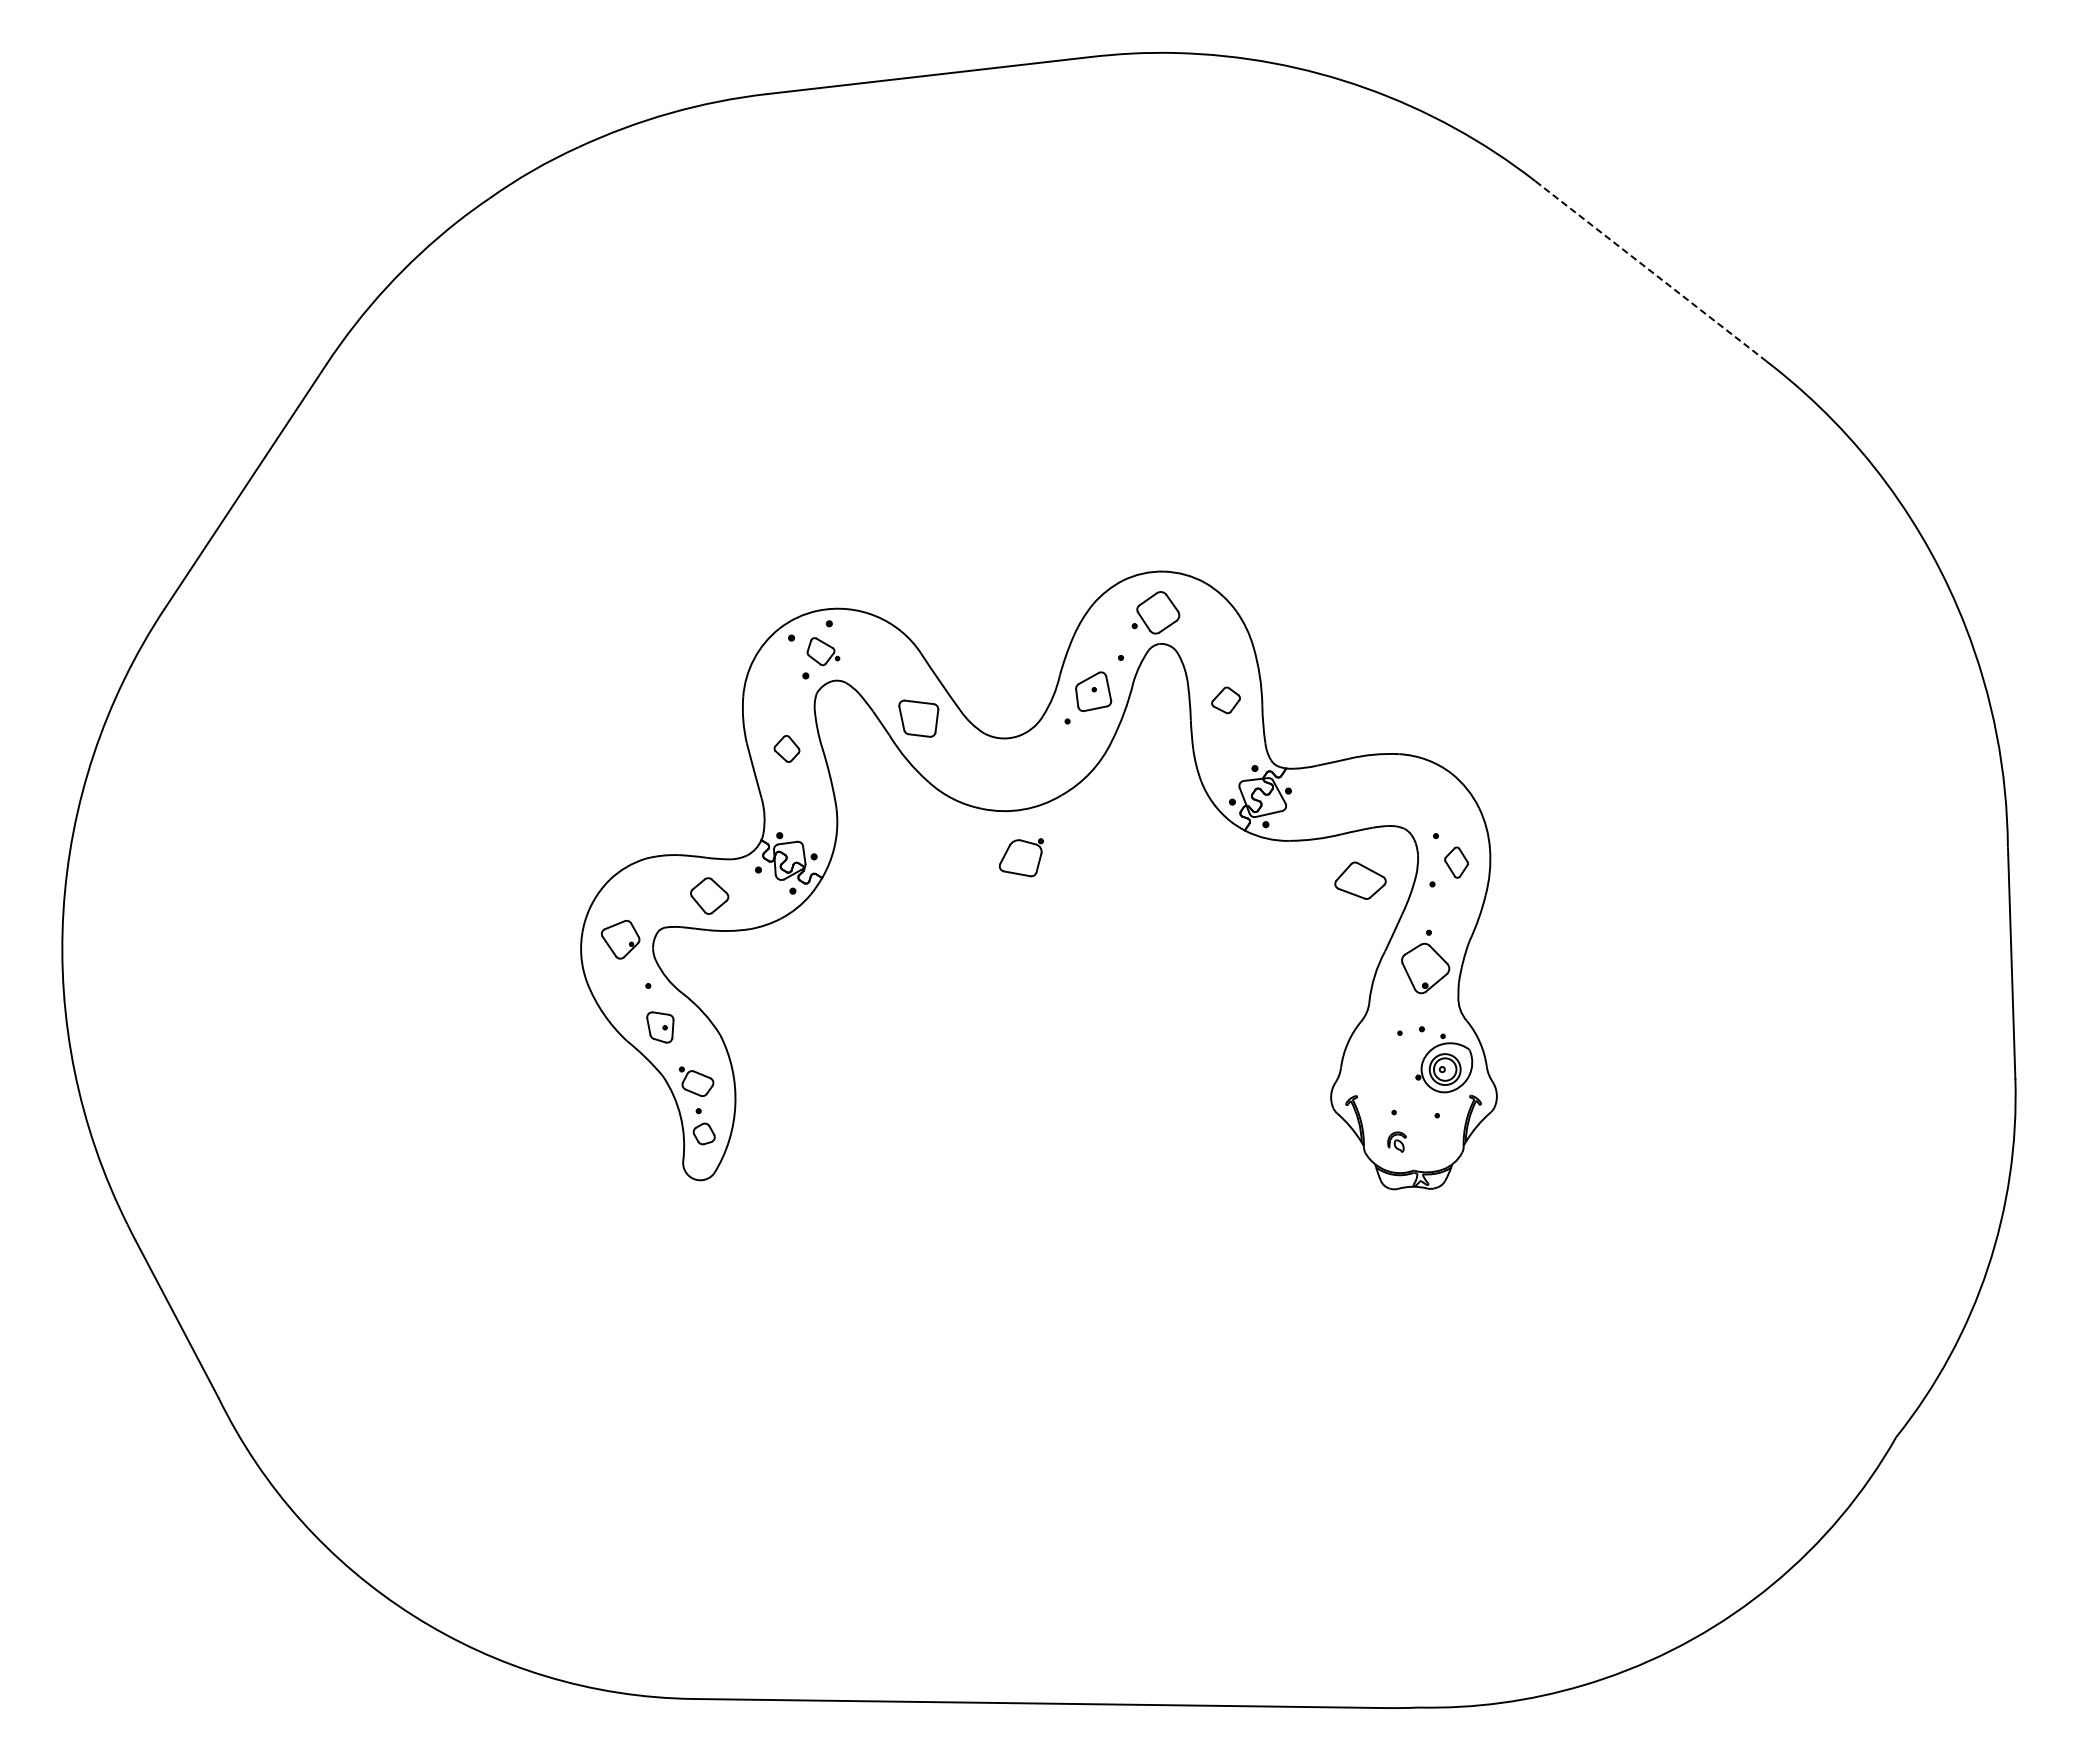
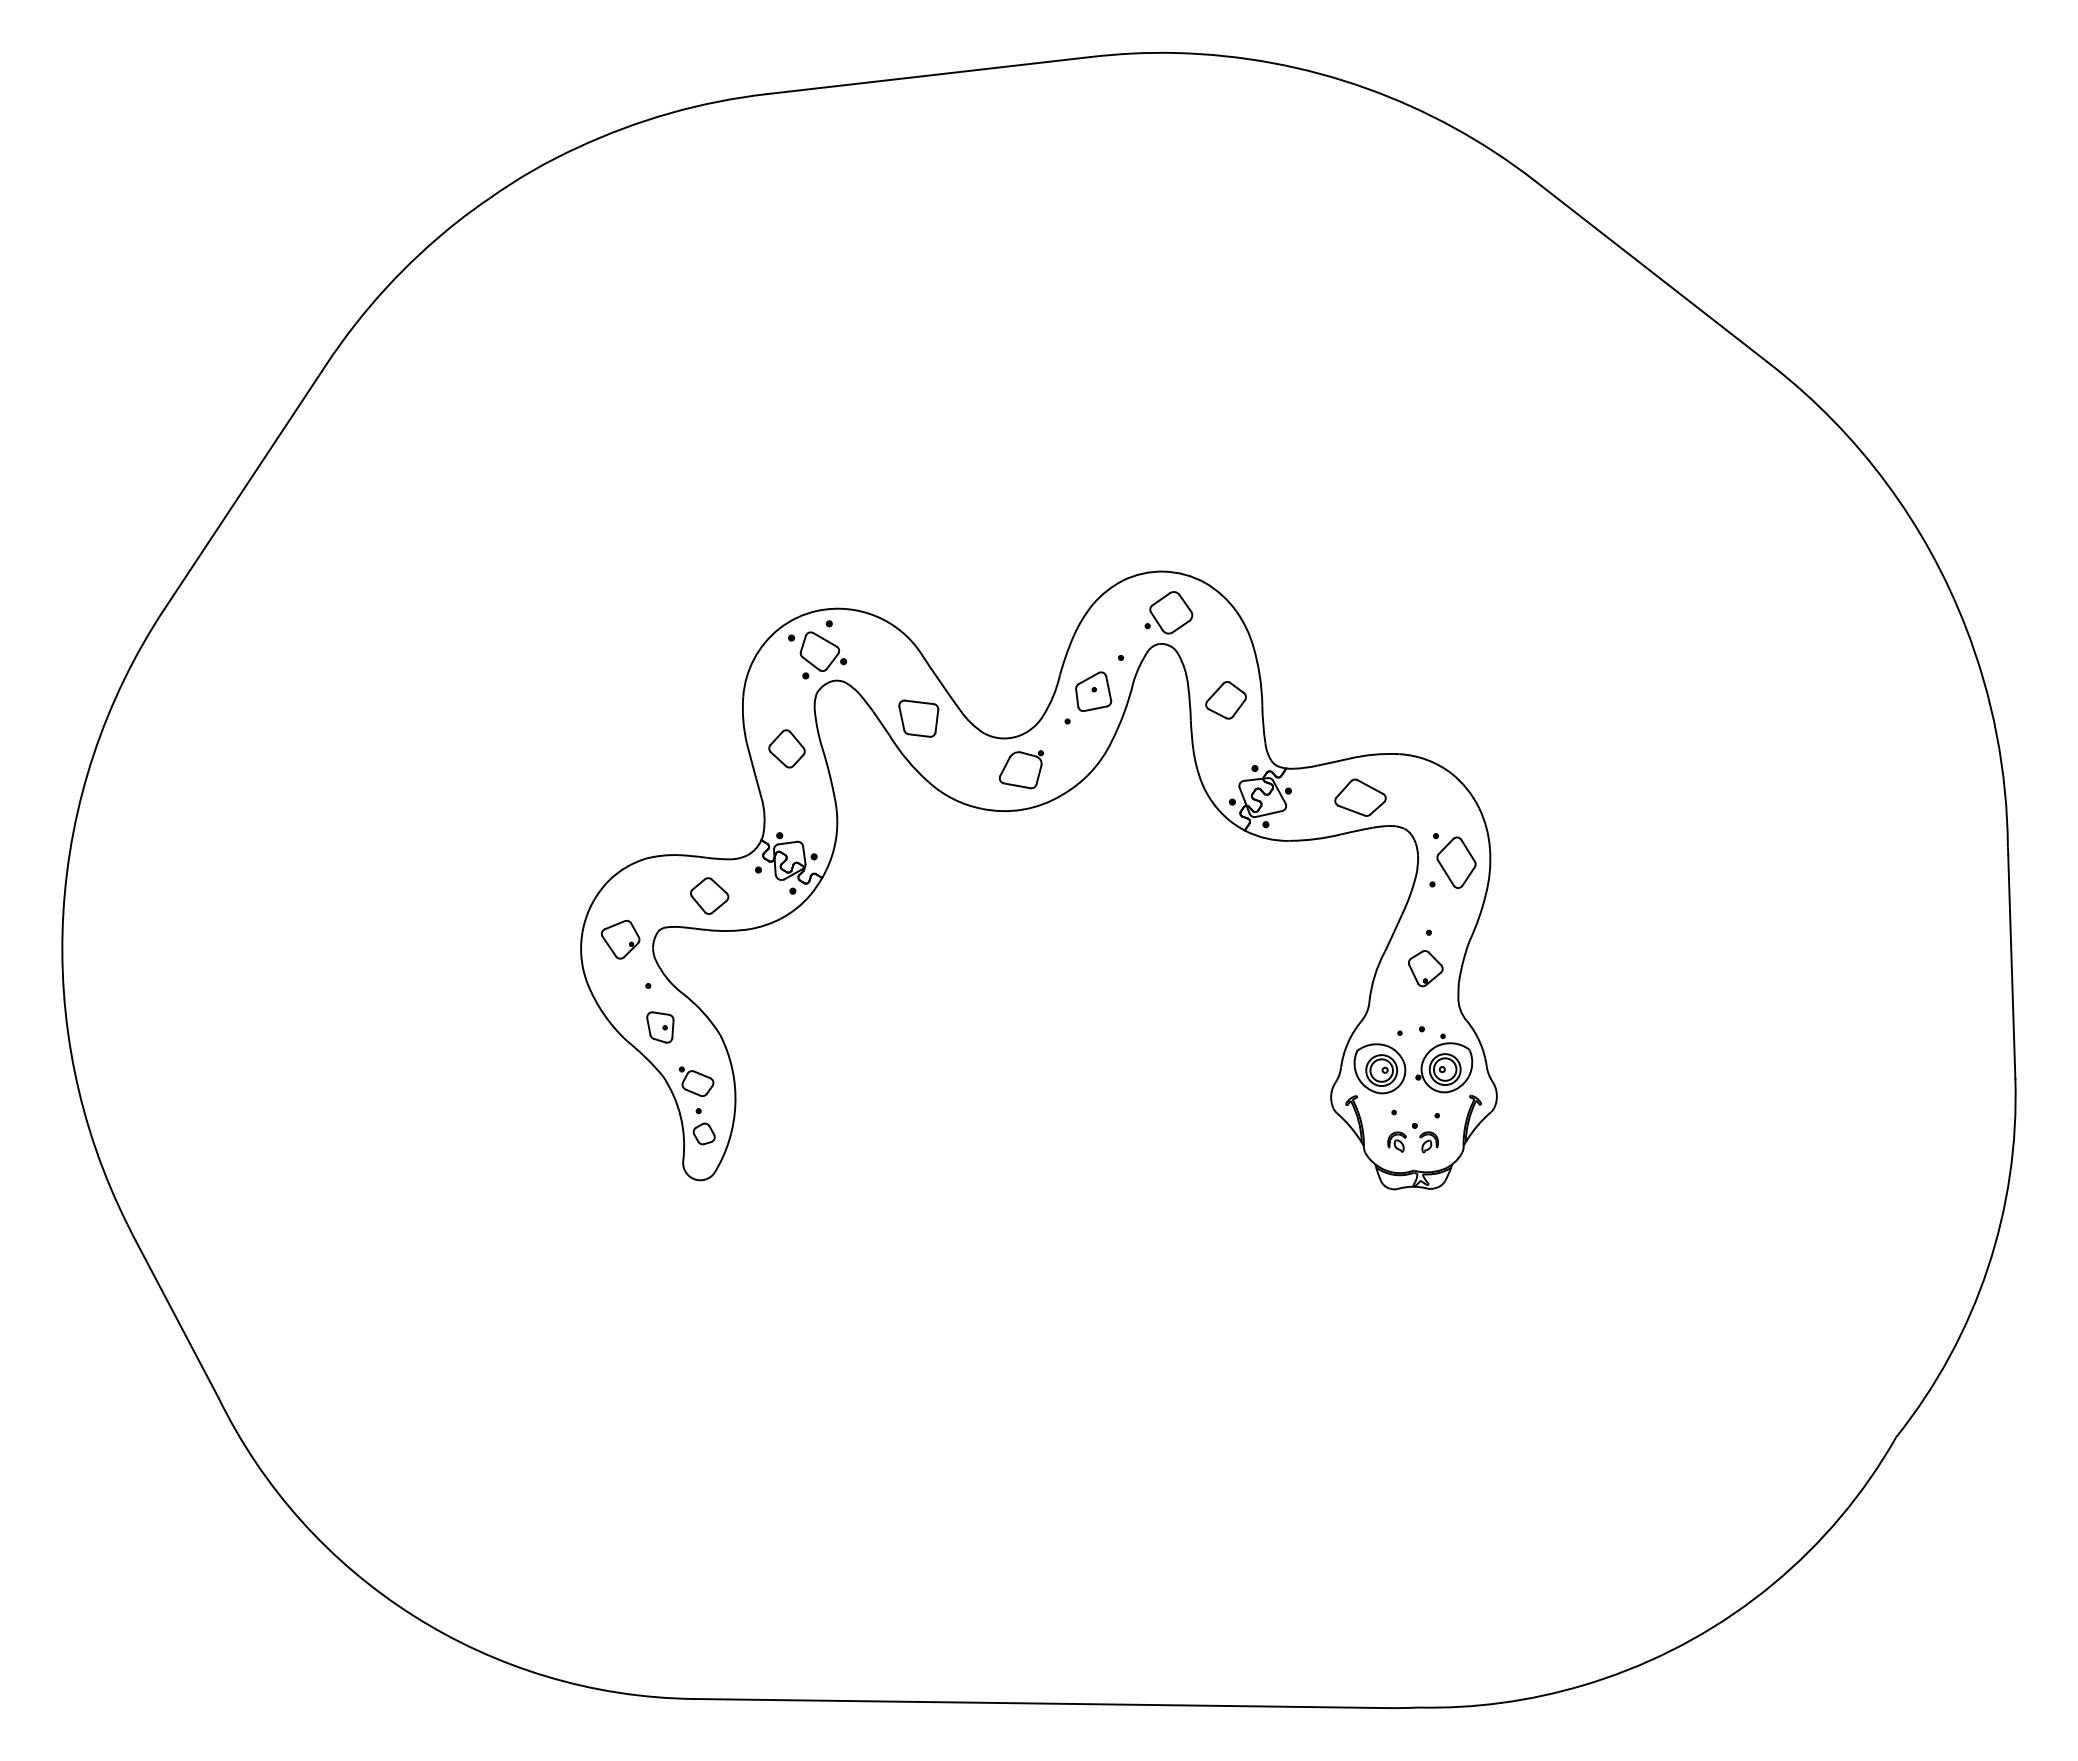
line: dashed -> solid (1651, 271)
part position: (1155, 612) -> (1168, 612) (1168, 612)
part size: 35x30 px -> 49x41 px (823, 651)
part size: 30x29 px -> 42x39 px (1225, 700)
part size: 28x28 px -> 38x40 px (786, 748)
part position: (1021, 857) -> (1021, 769) (1021, 769)
part size: 25x33 px -> 41x53 px (1456, 862)
part position: (1360, 880) -> (1360, 797) (1360, 797)
part size: 50x53 px -> 36x38 px (1425, 968)
part: none -> present (1379, 1068)
part: none -> present (1425, 1138)
